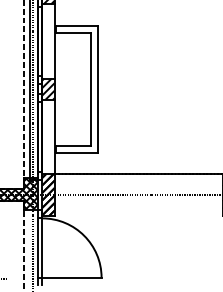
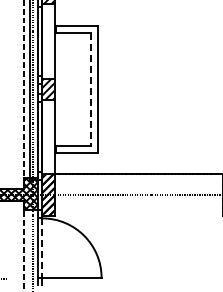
line: solid -> dashed (91, 89)
line: solid -> dashed (42, 248)
